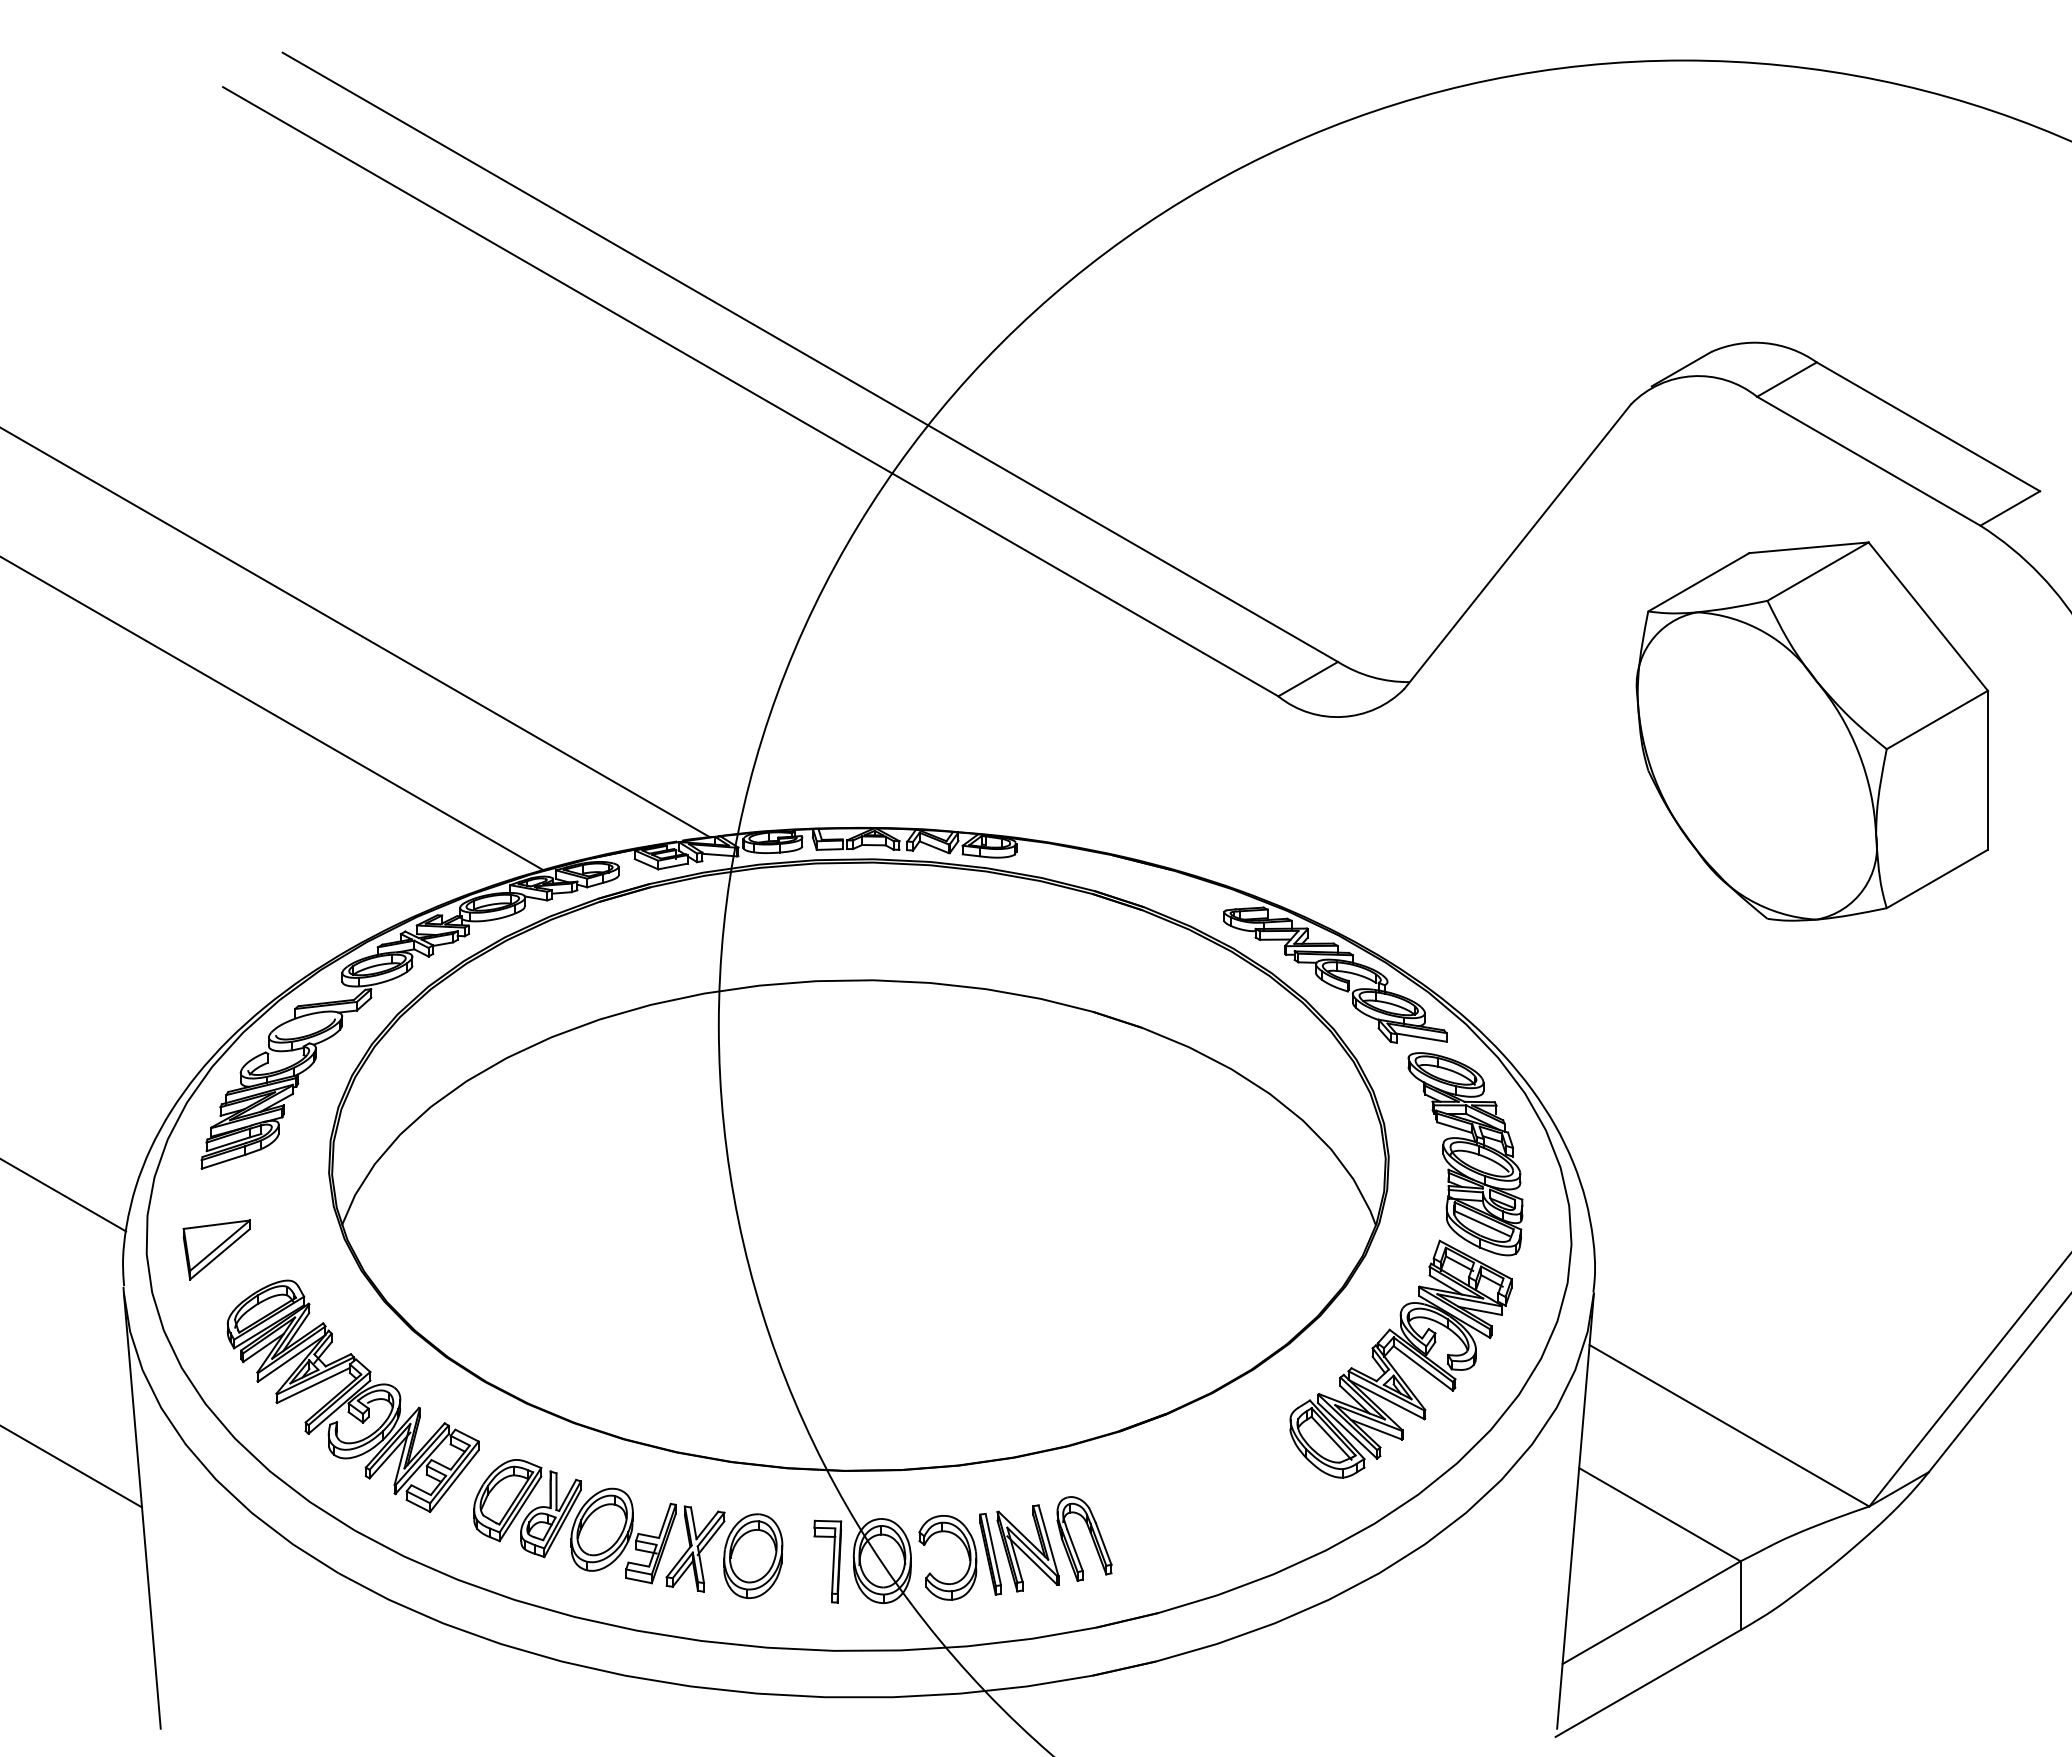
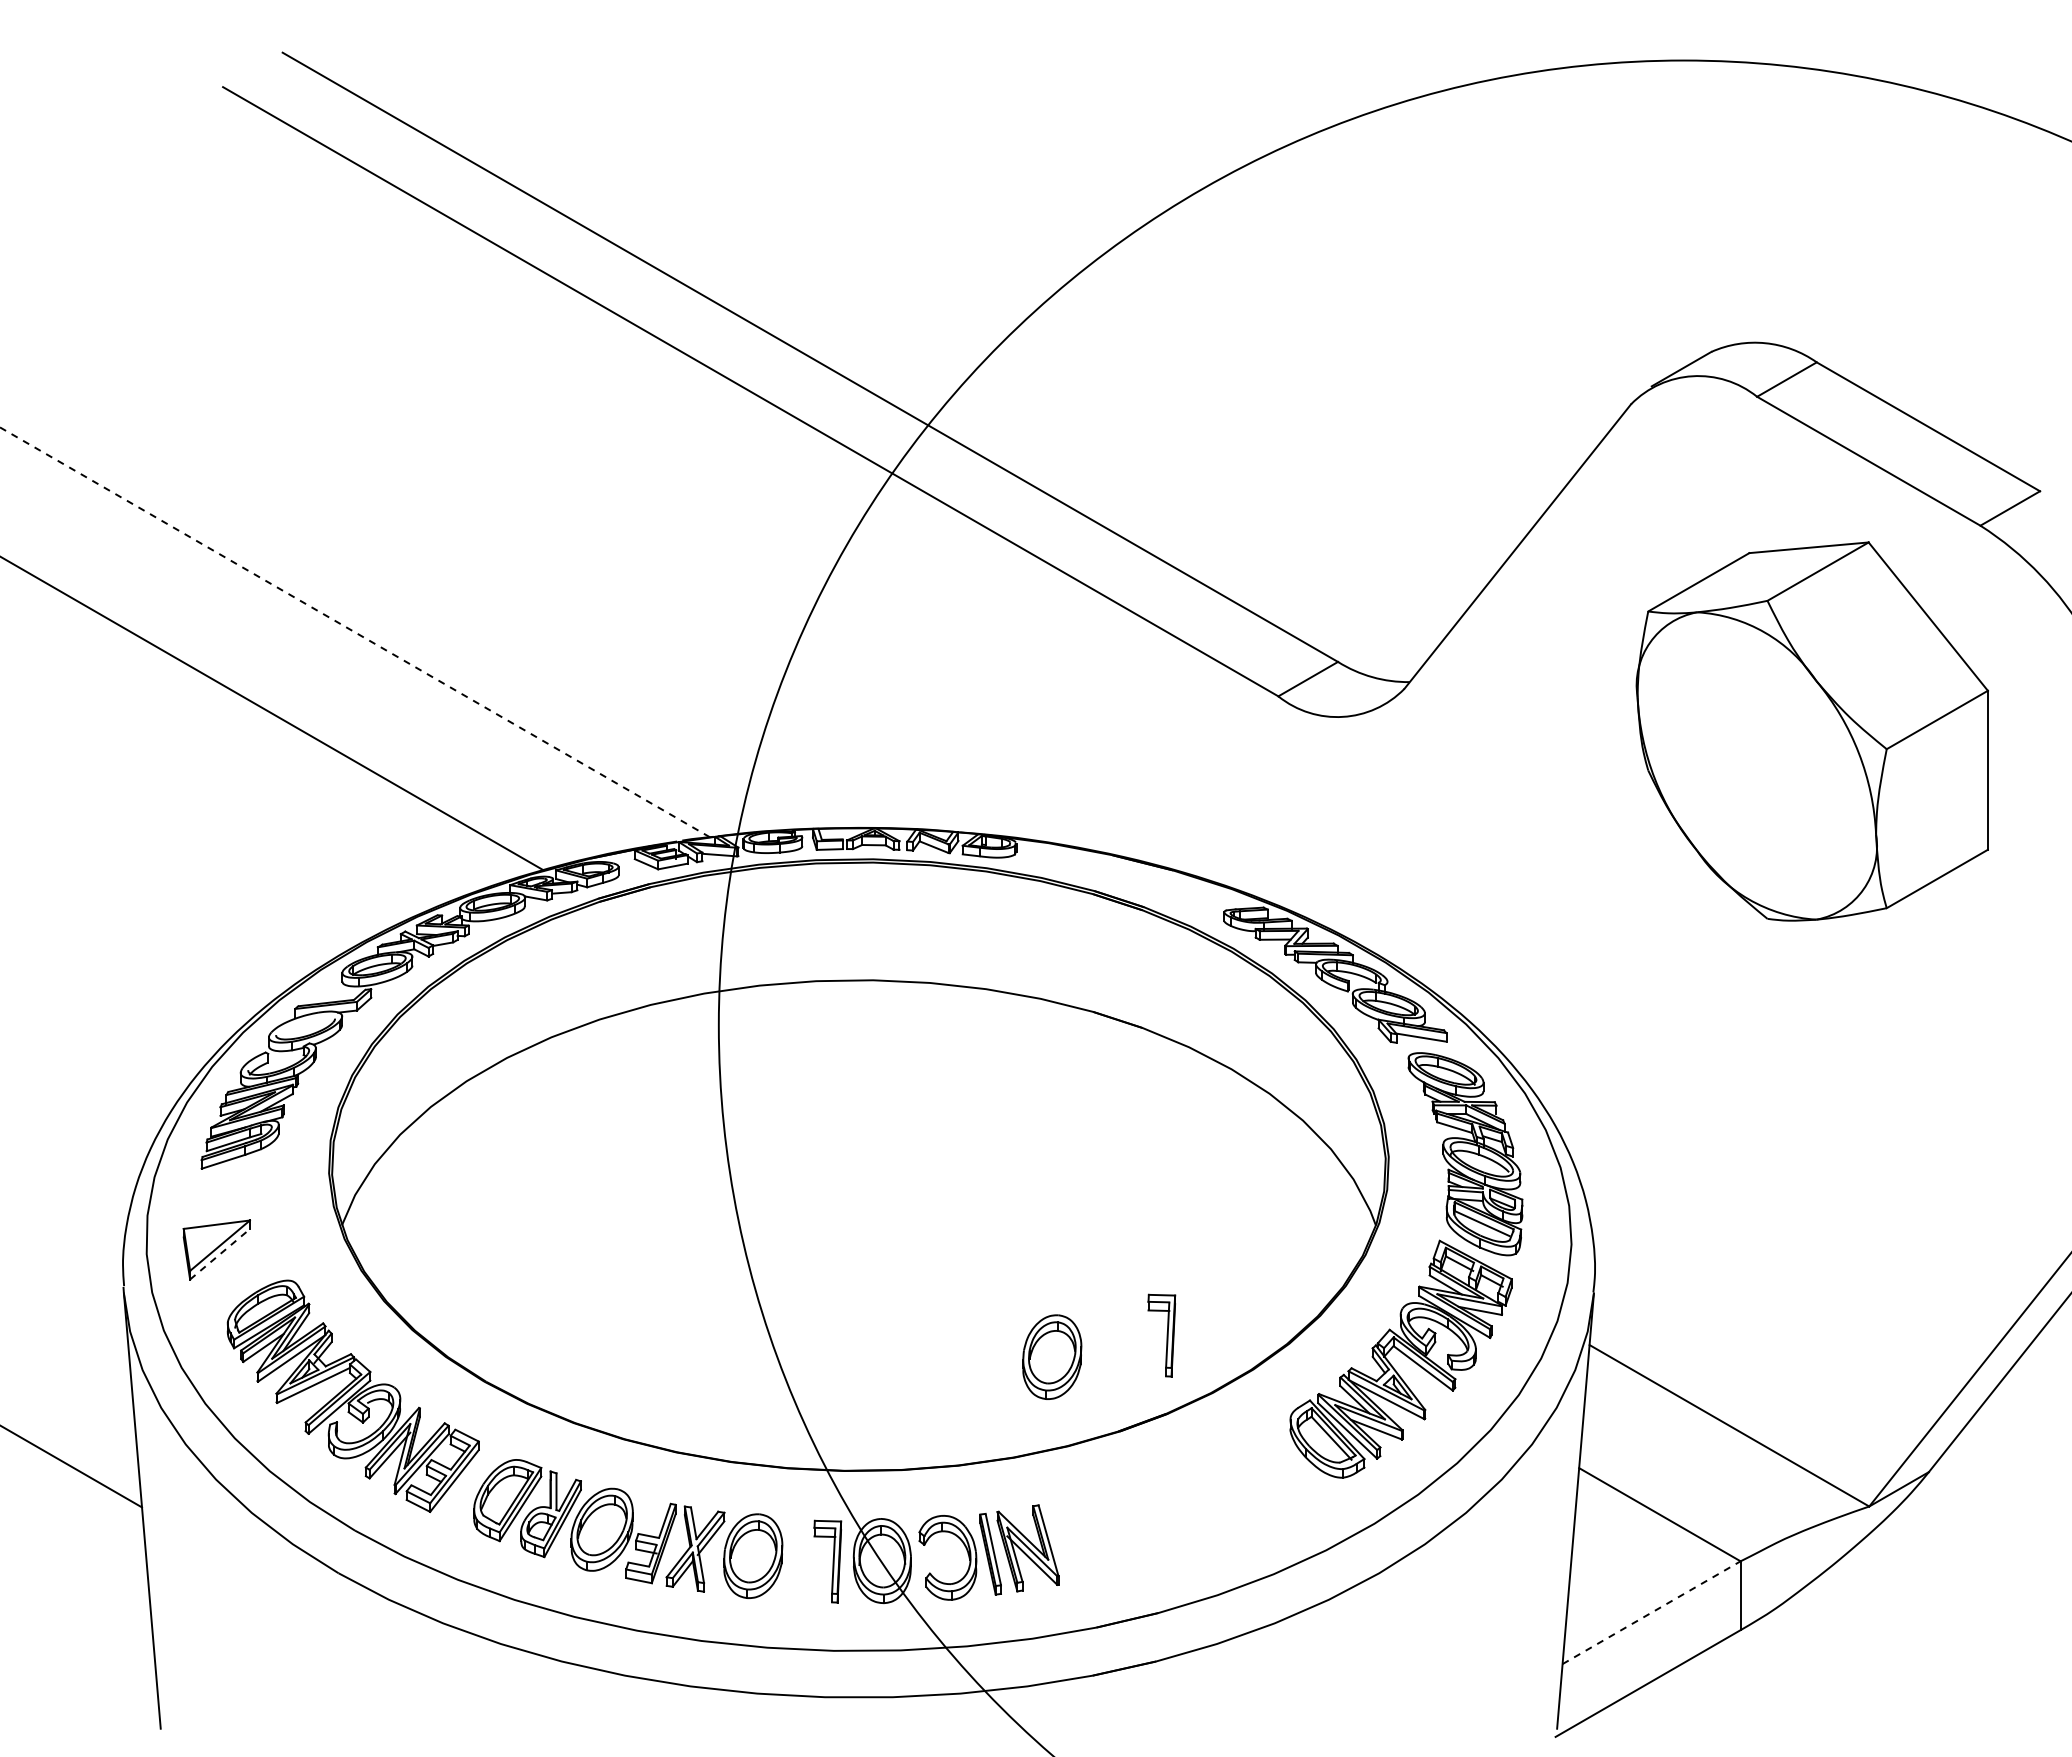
line: solid -> dashed (355, 632)
line: present -> none (64, 1195)
line: solid -> dashed (220, 1253)
part: none -> present (1161, 1335)
part: none -> present (1052, 1356)
part: present -> none (1090, 1535)
line: solid -> dashed (1651, 1612)
